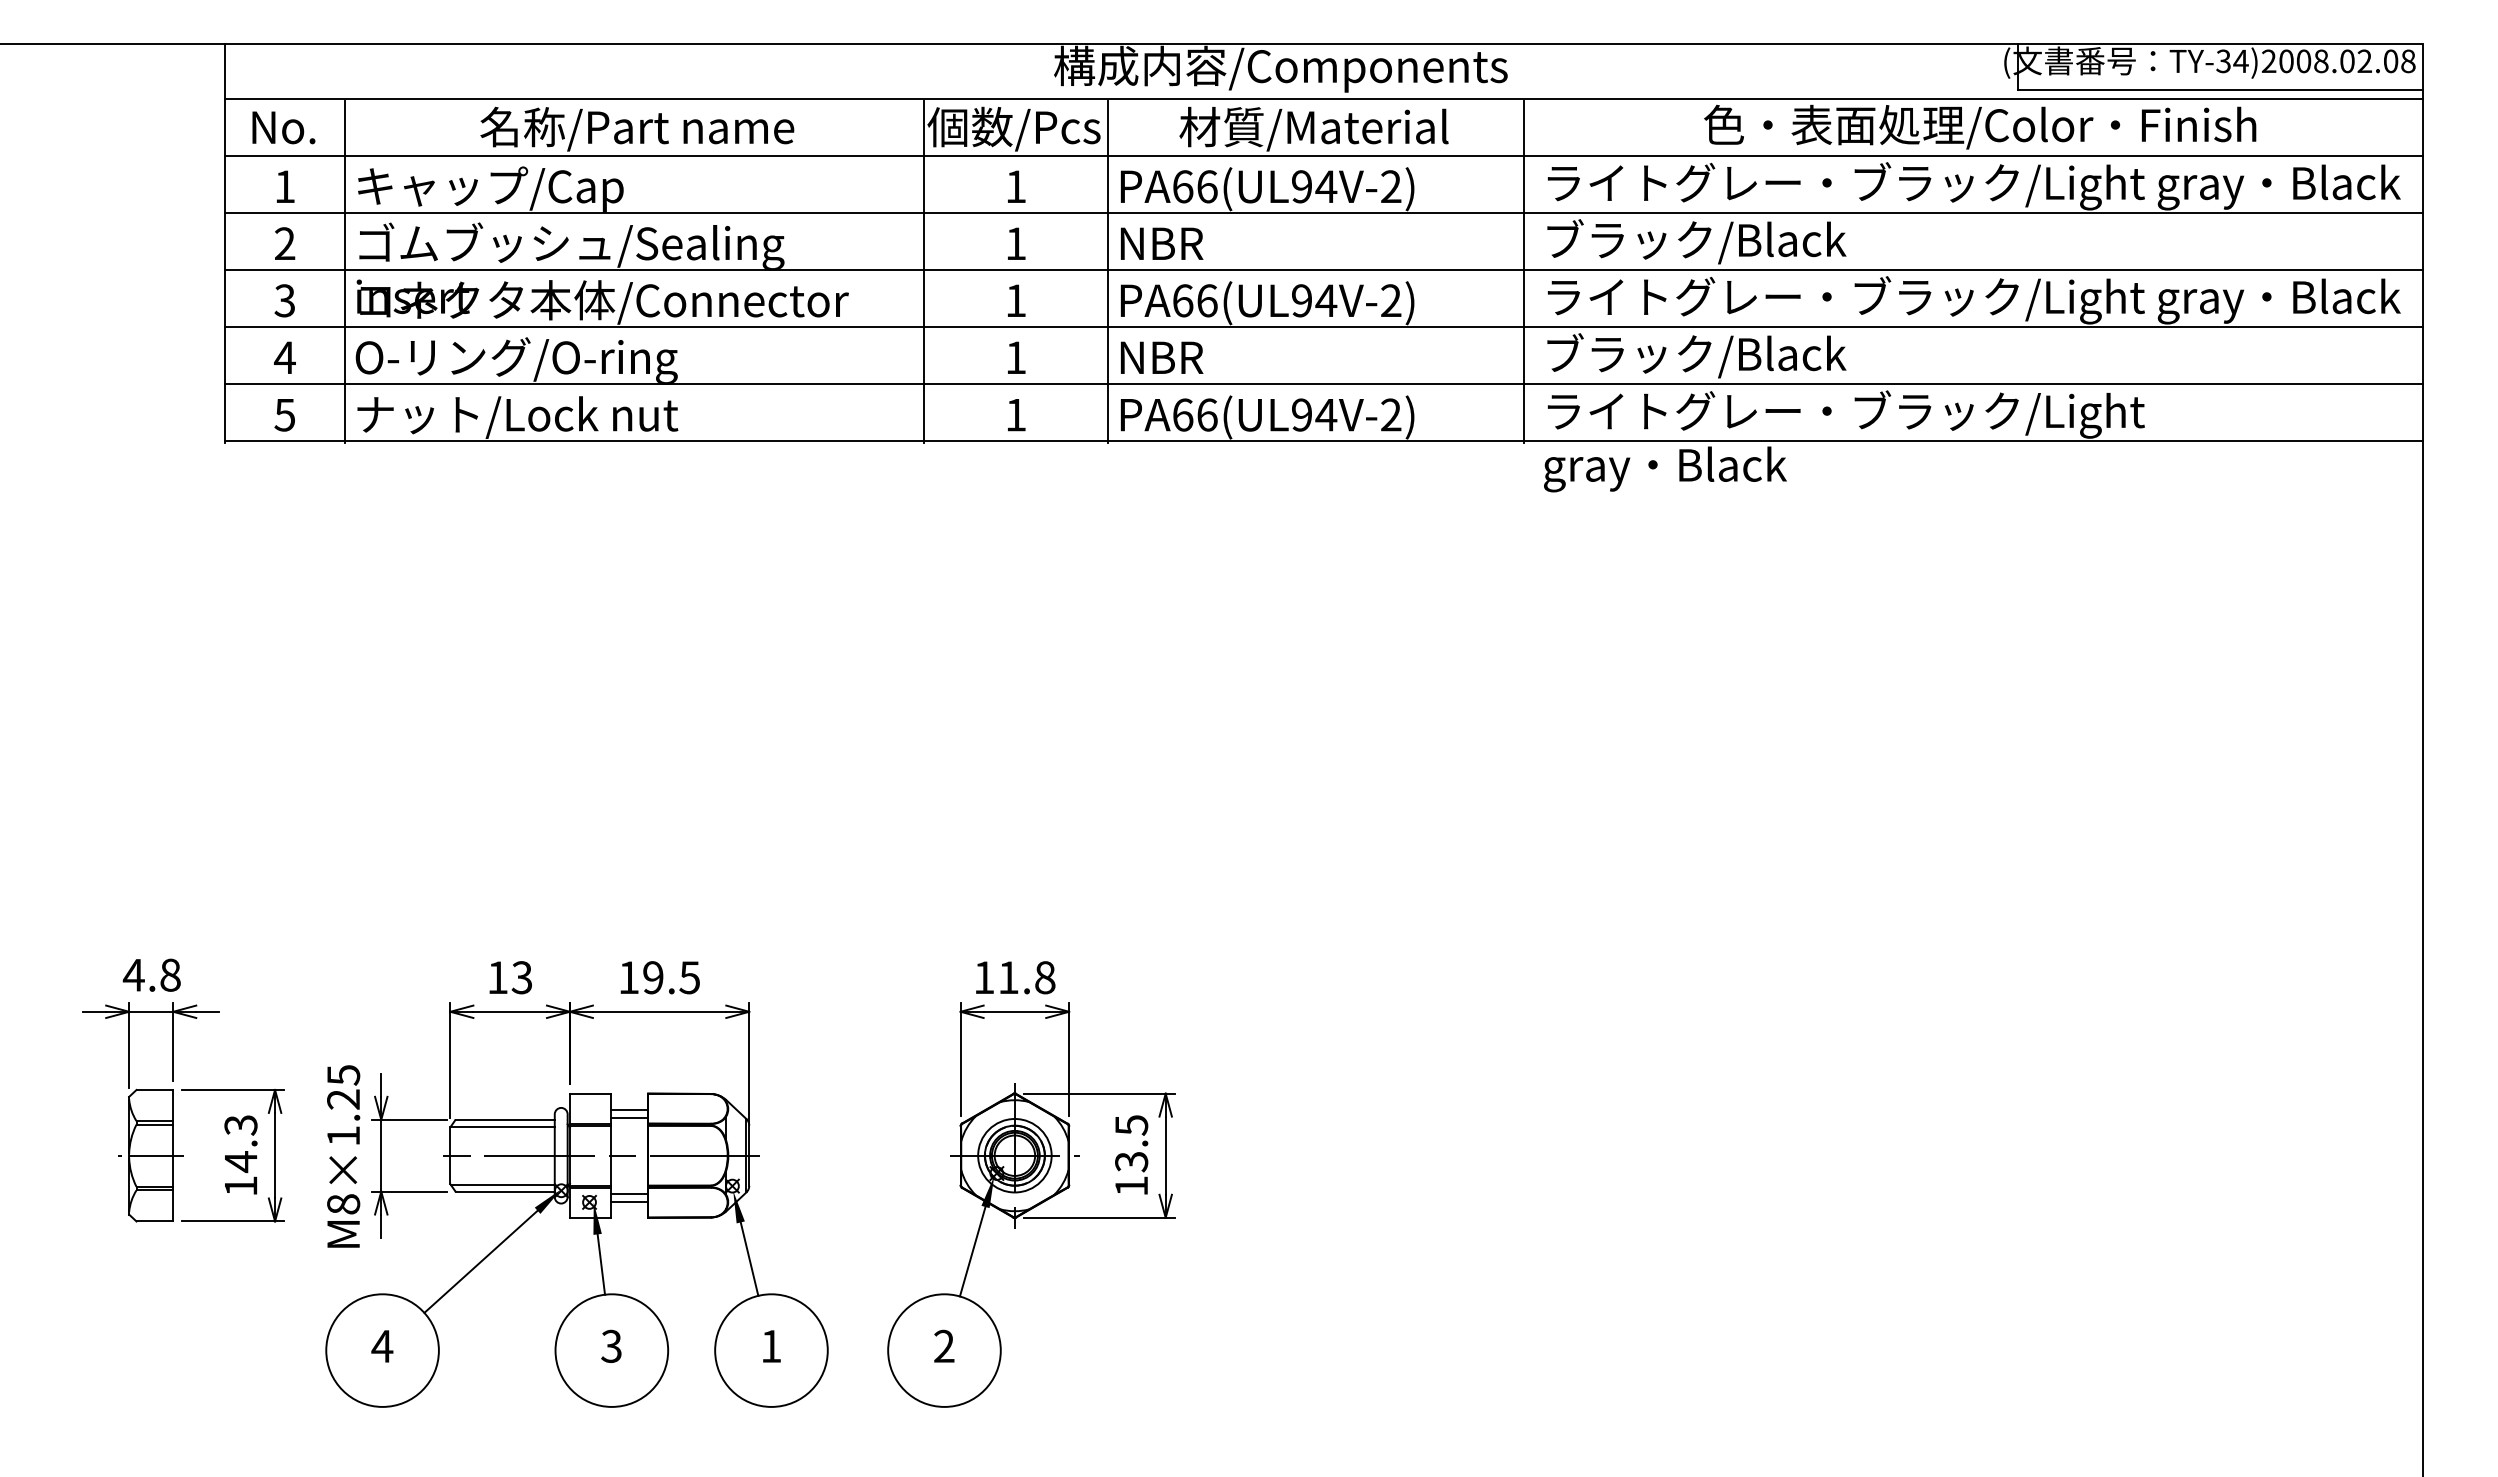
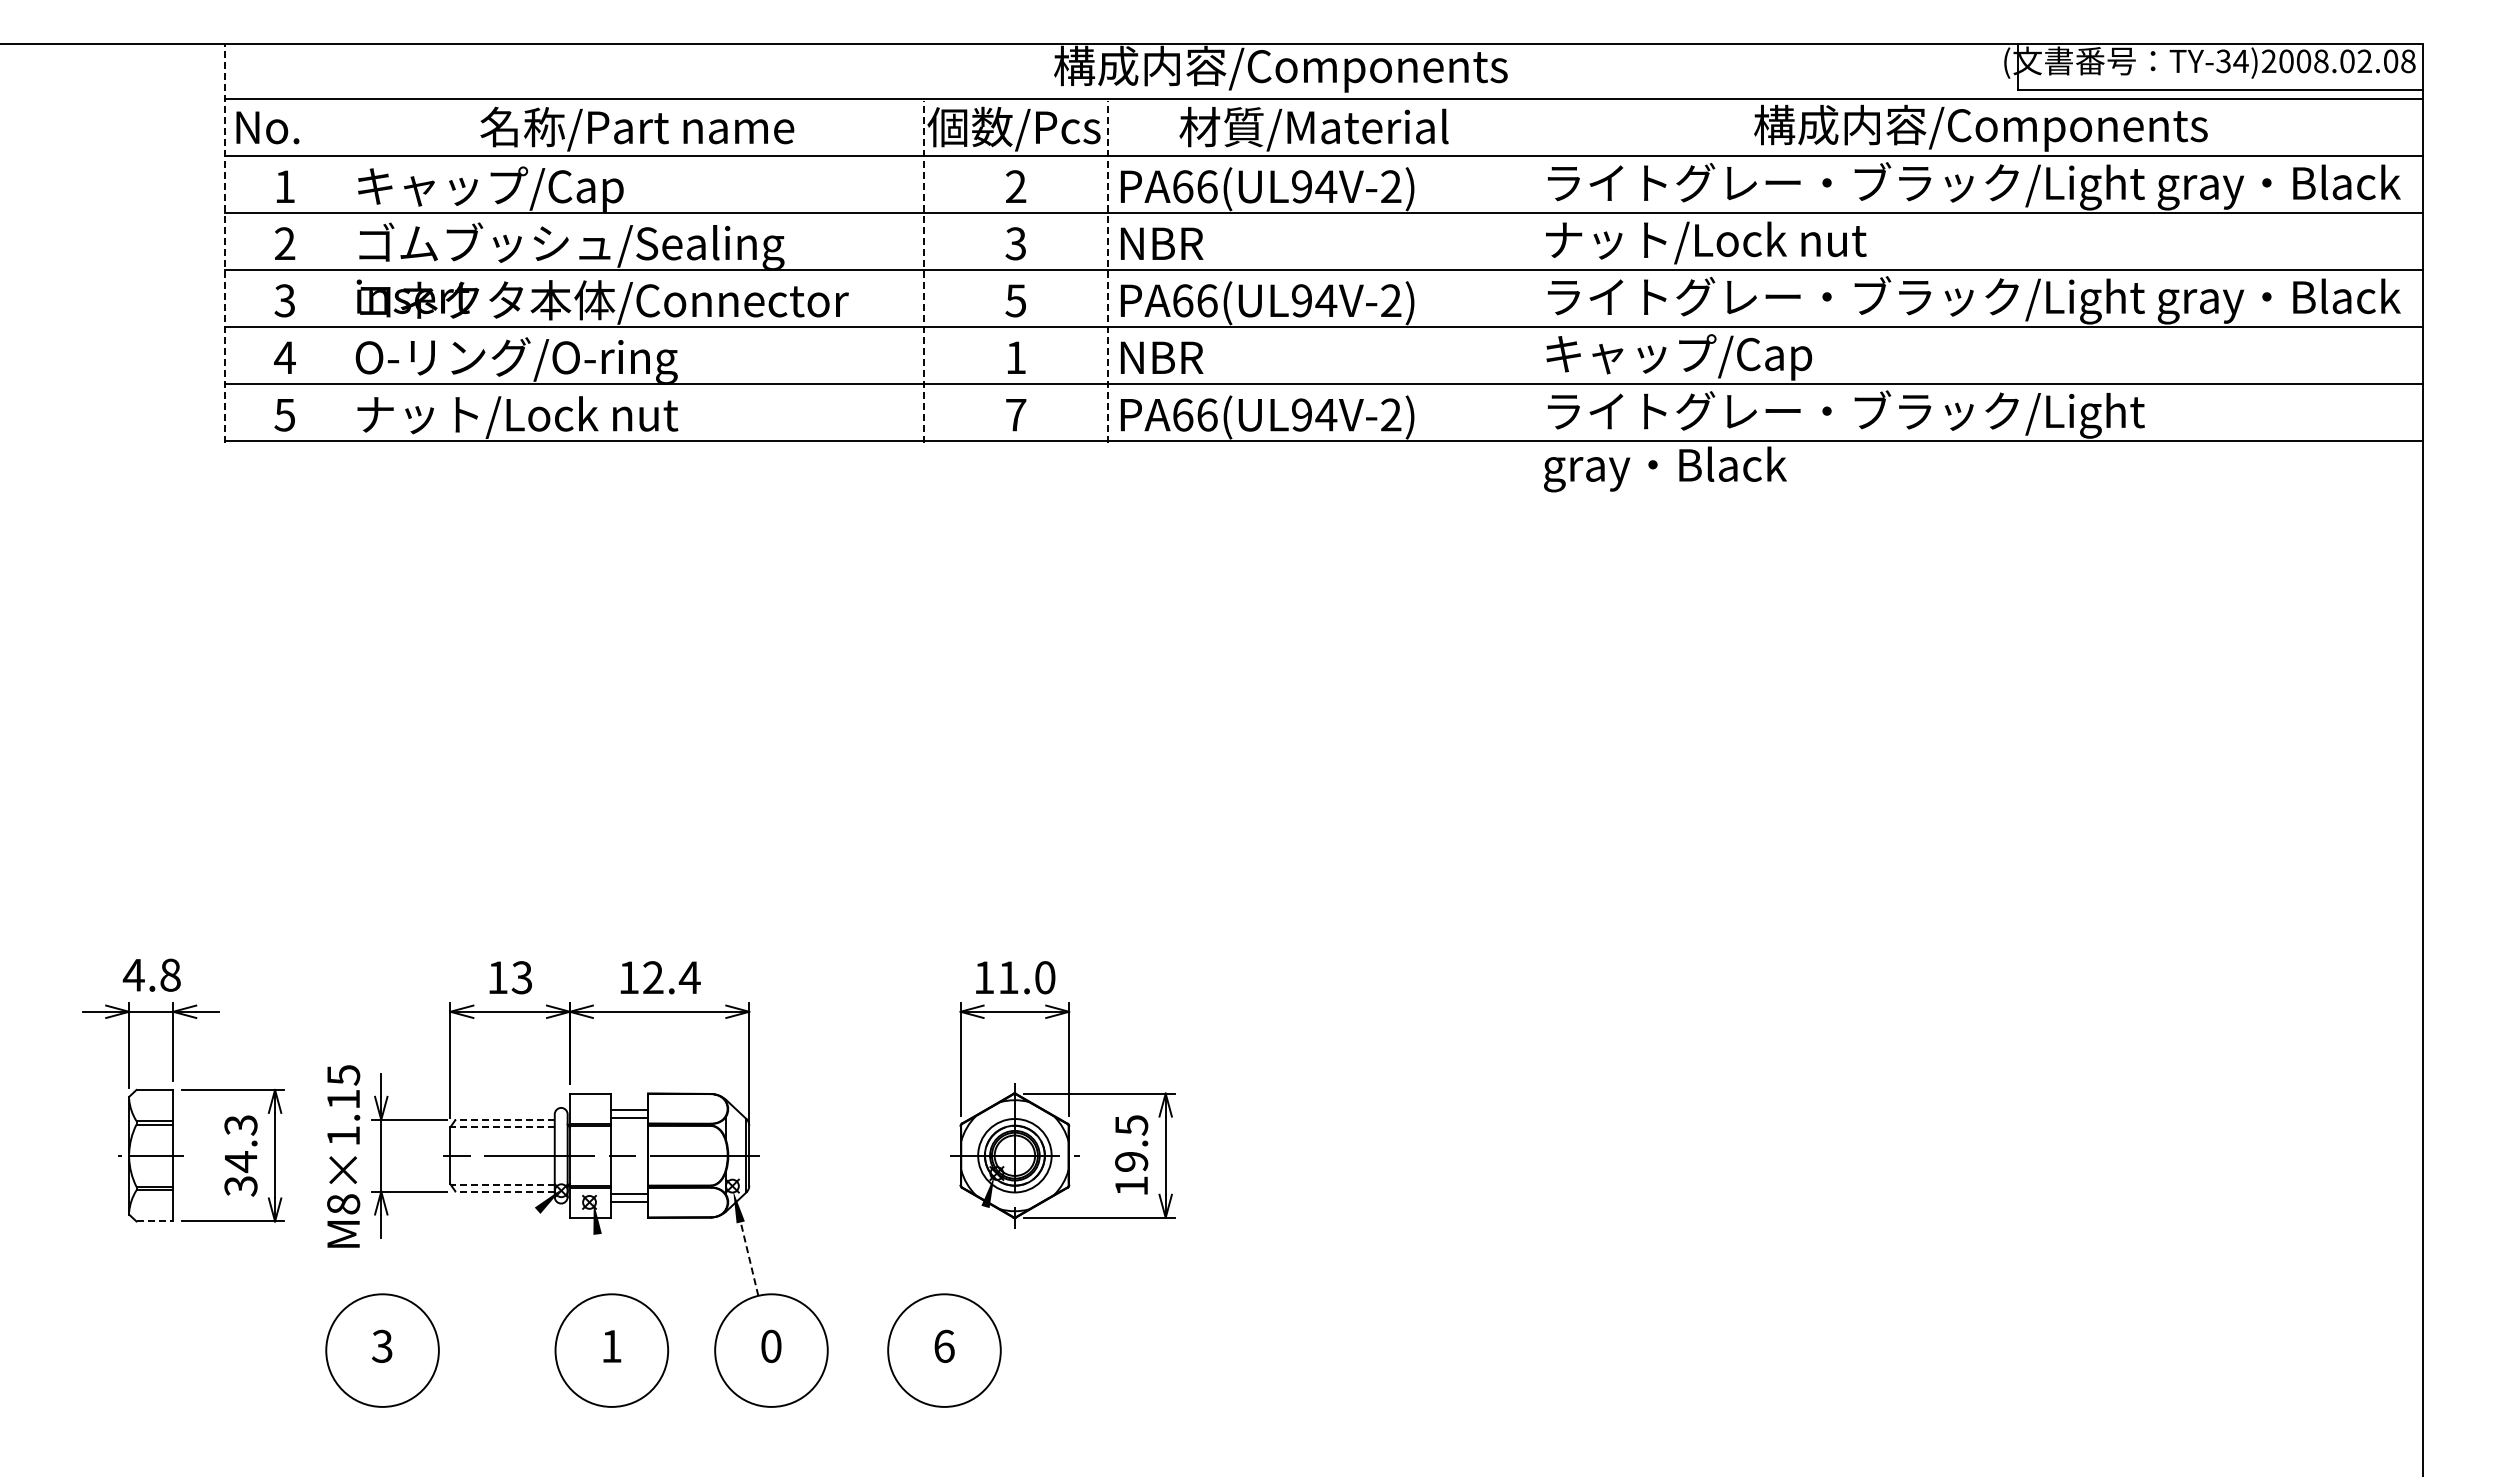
text position: (283, 127) -> (267, 127) (267, 127)
text: 色・表面処理/Color・Finish -> 構成内容/Components (1980, 127)
text: 1 -> 2 (1016, 186)
text: ブラック/Black -> ナット/Lock nut (1706, 241)
line: solid -> dashed (225, 243)
text: 1 -> 3 (1015, 243)
line: present -> none (344, 271)
line: solid -> dashed (924, 271)
line: solid -> dashed (1108, 271)
line: present -> none (1524, 271)
text: 1 -> 5 (1015, 300)
text: ブラック/Black -> キャップ/Cap (1696, 356)
text: 1 -> 7 (1016, 415)
text: 19.5 -> 12.4 (671, 977)
text: 11.8 -> 11.0 (1045, 977)
text: M8×1.25 -> M8×1.15 (343, 1099)
line: solid -> dashed (504, 1119)
line: solid -> dashed (502, 1126)
text: 13.5 -> 19.5 (1131, 1162)
line: solid -> dashed (502, 1184)
text: 14.3 -> 34.3 (240, 1186)
line: solid -> dashed (504, 1191)
line: solid -> dashed (155, 1221)
line: present -> none (972, 1251)
line: solid -> dashed (749, 1259)
line: present -> none (480, 1261)
line: present -> none (601, 1264)
text: 4 -> 3 (382, 1346)
text: 3 -> 1 (611, 1346)
text: 1 -> 0 (771, 1346)
text: 2 -> 6 (944, 1346)
